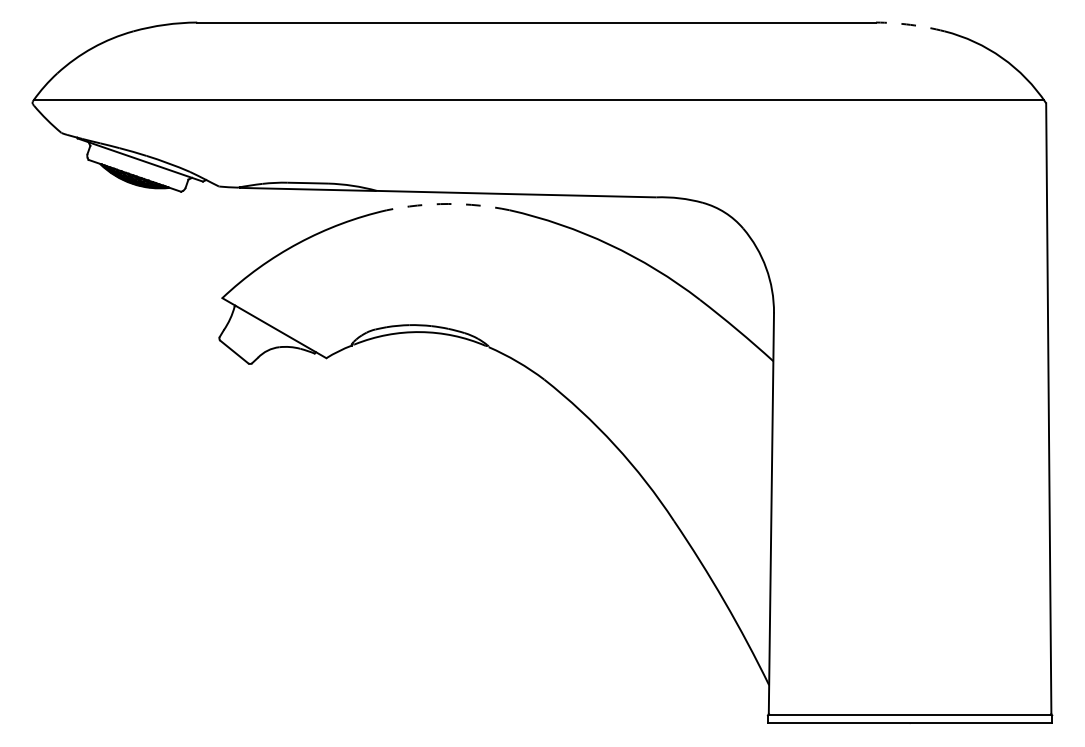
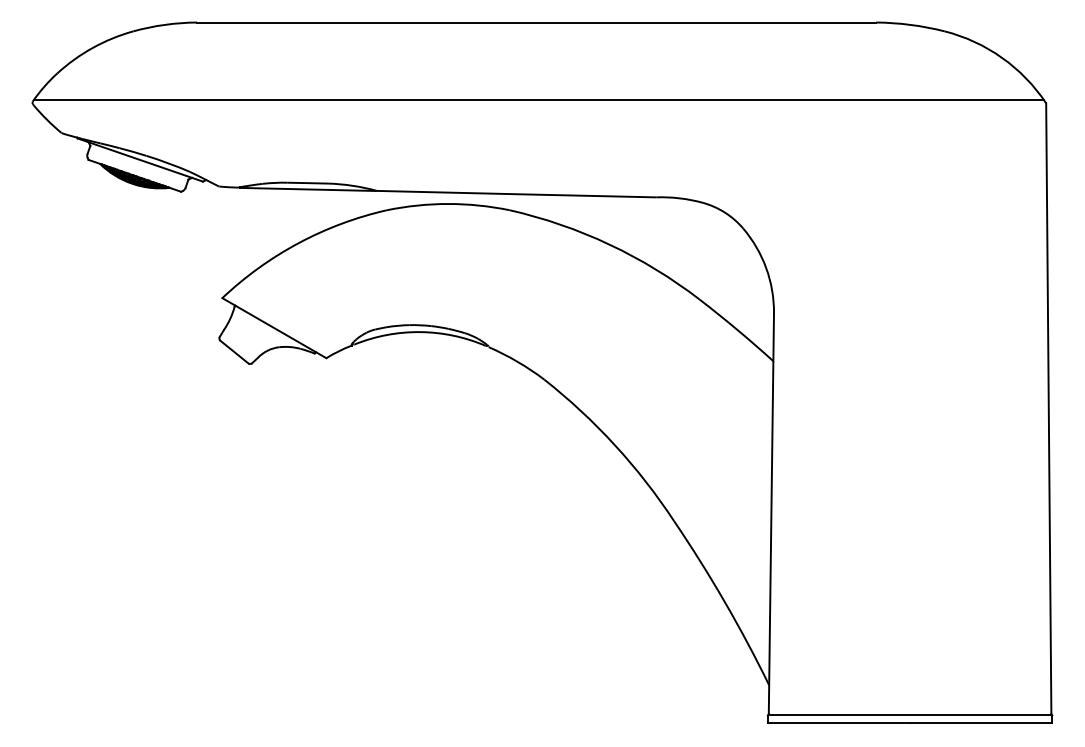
arc: dashed -> solid (910, 24)
arc: dashed -> solid (448, 204)
